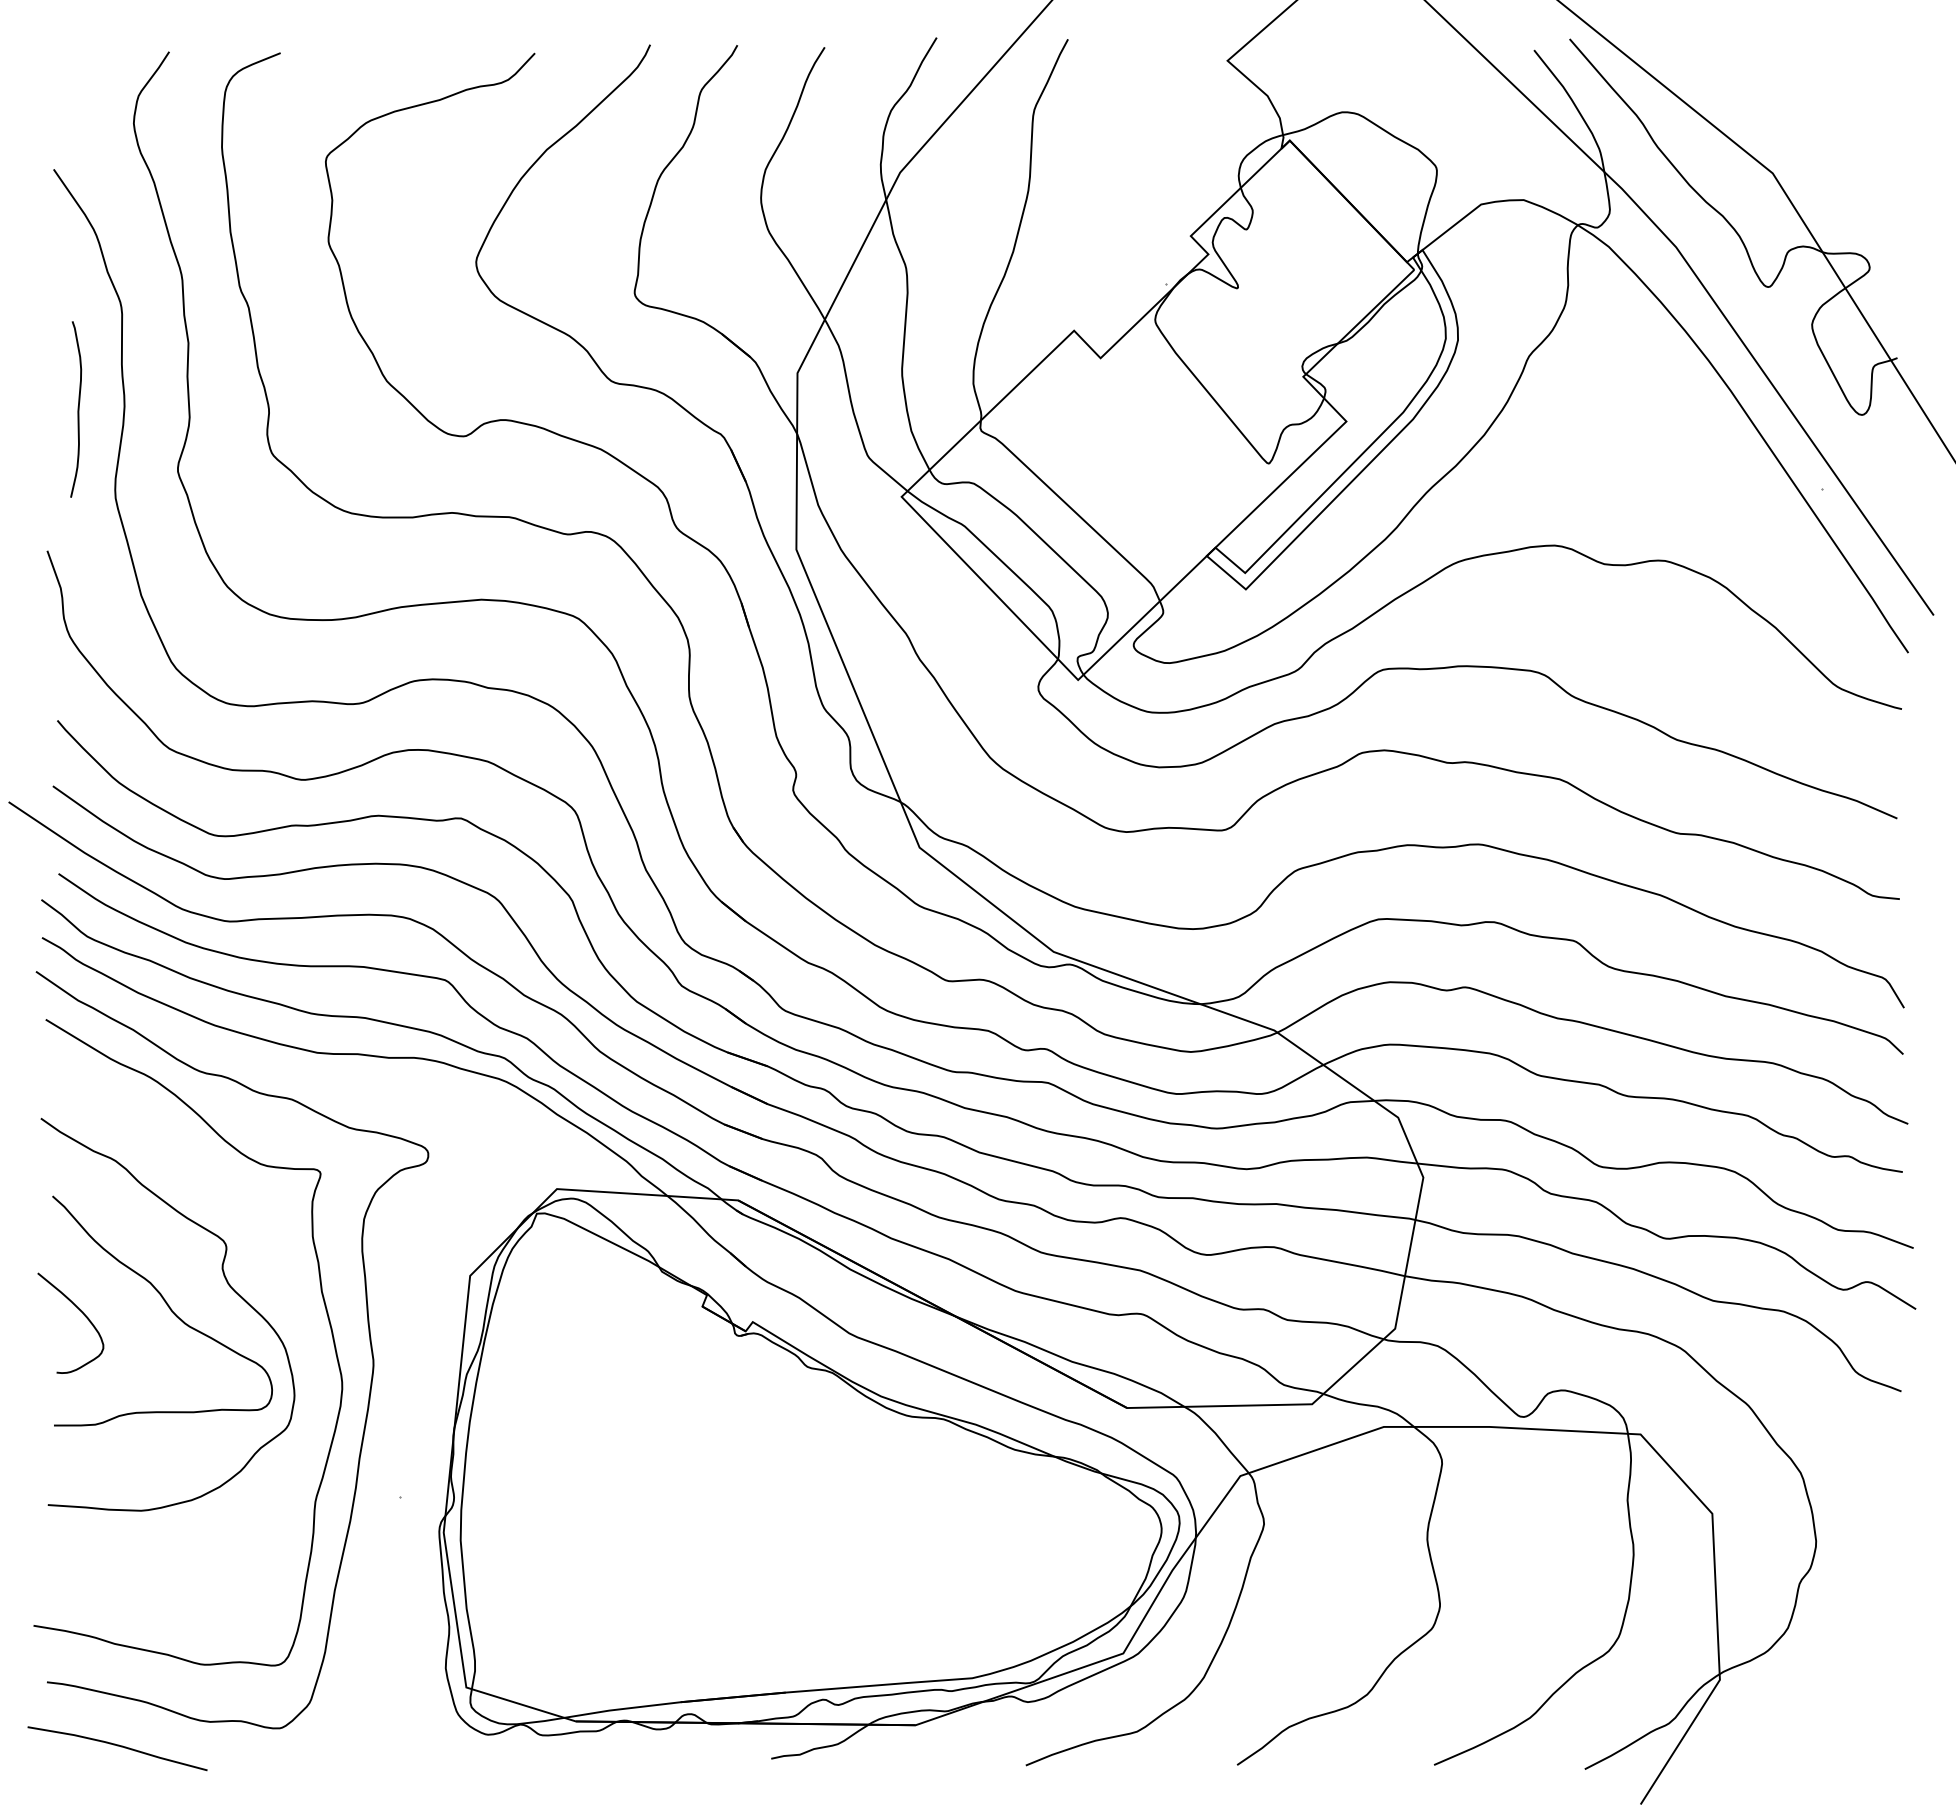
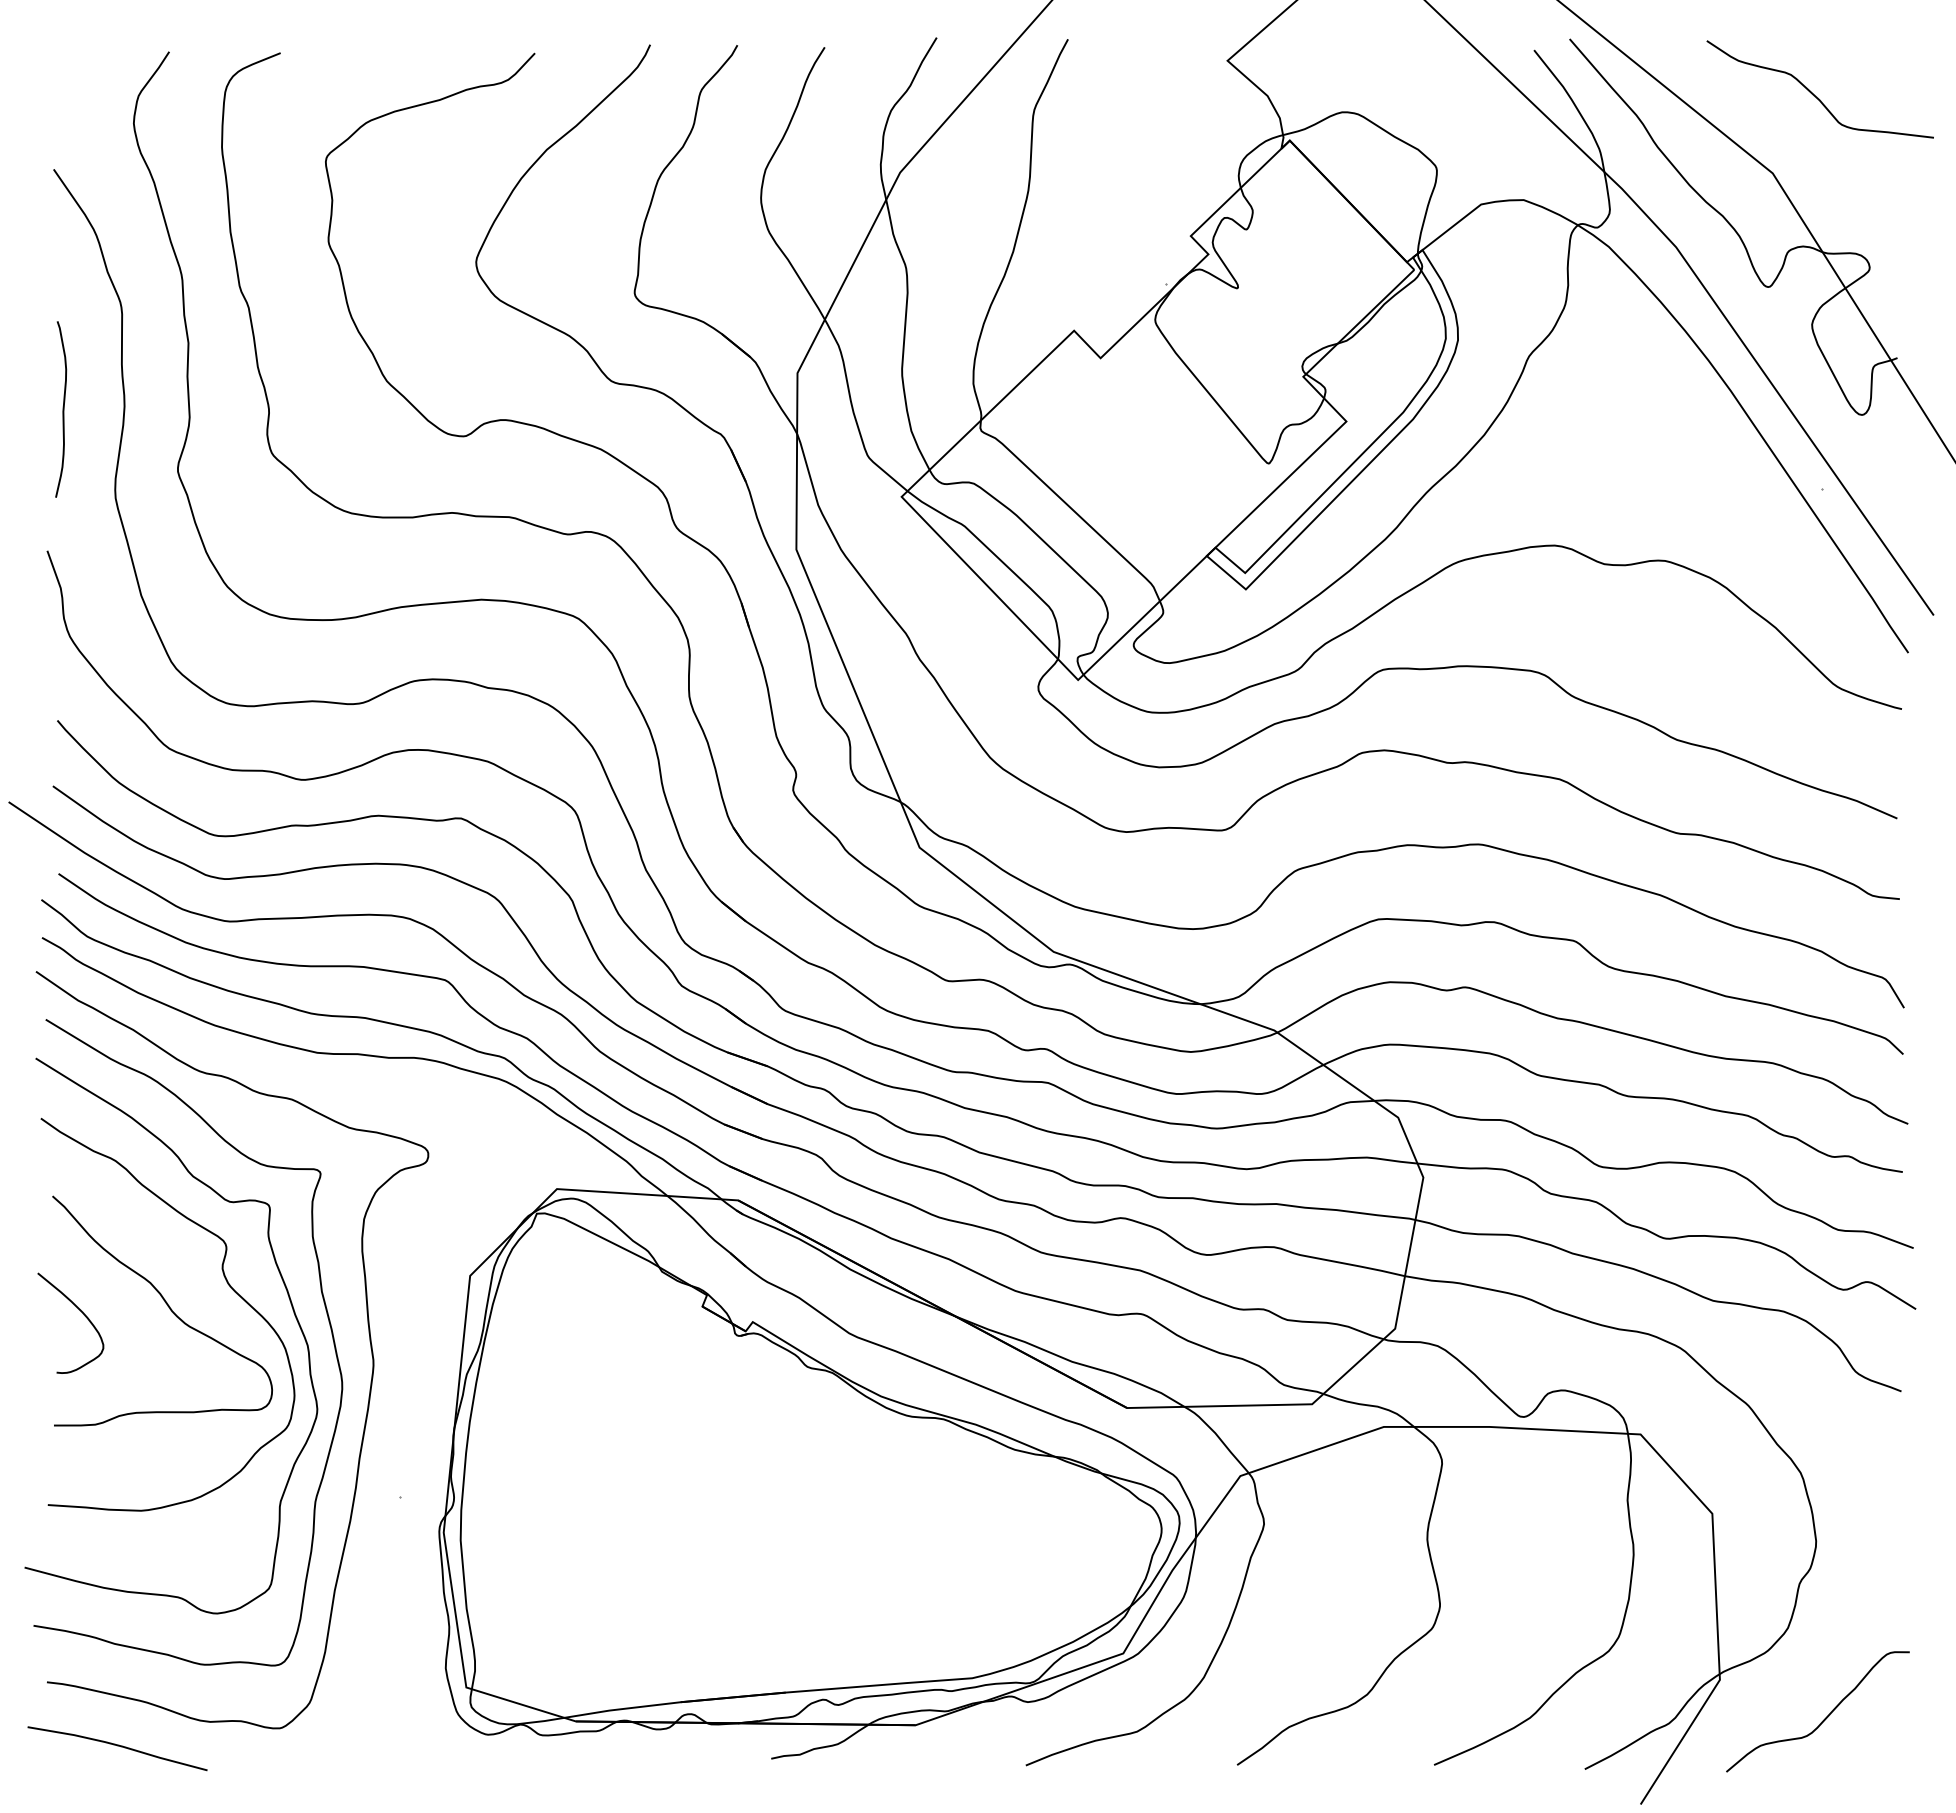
curve: none -> present (1814, 94)
curve position: (77, 409) -> (62, 409) (62, 409)
curve: none -> present (289, 1301)
curve: none -> present (1824, 1718)
